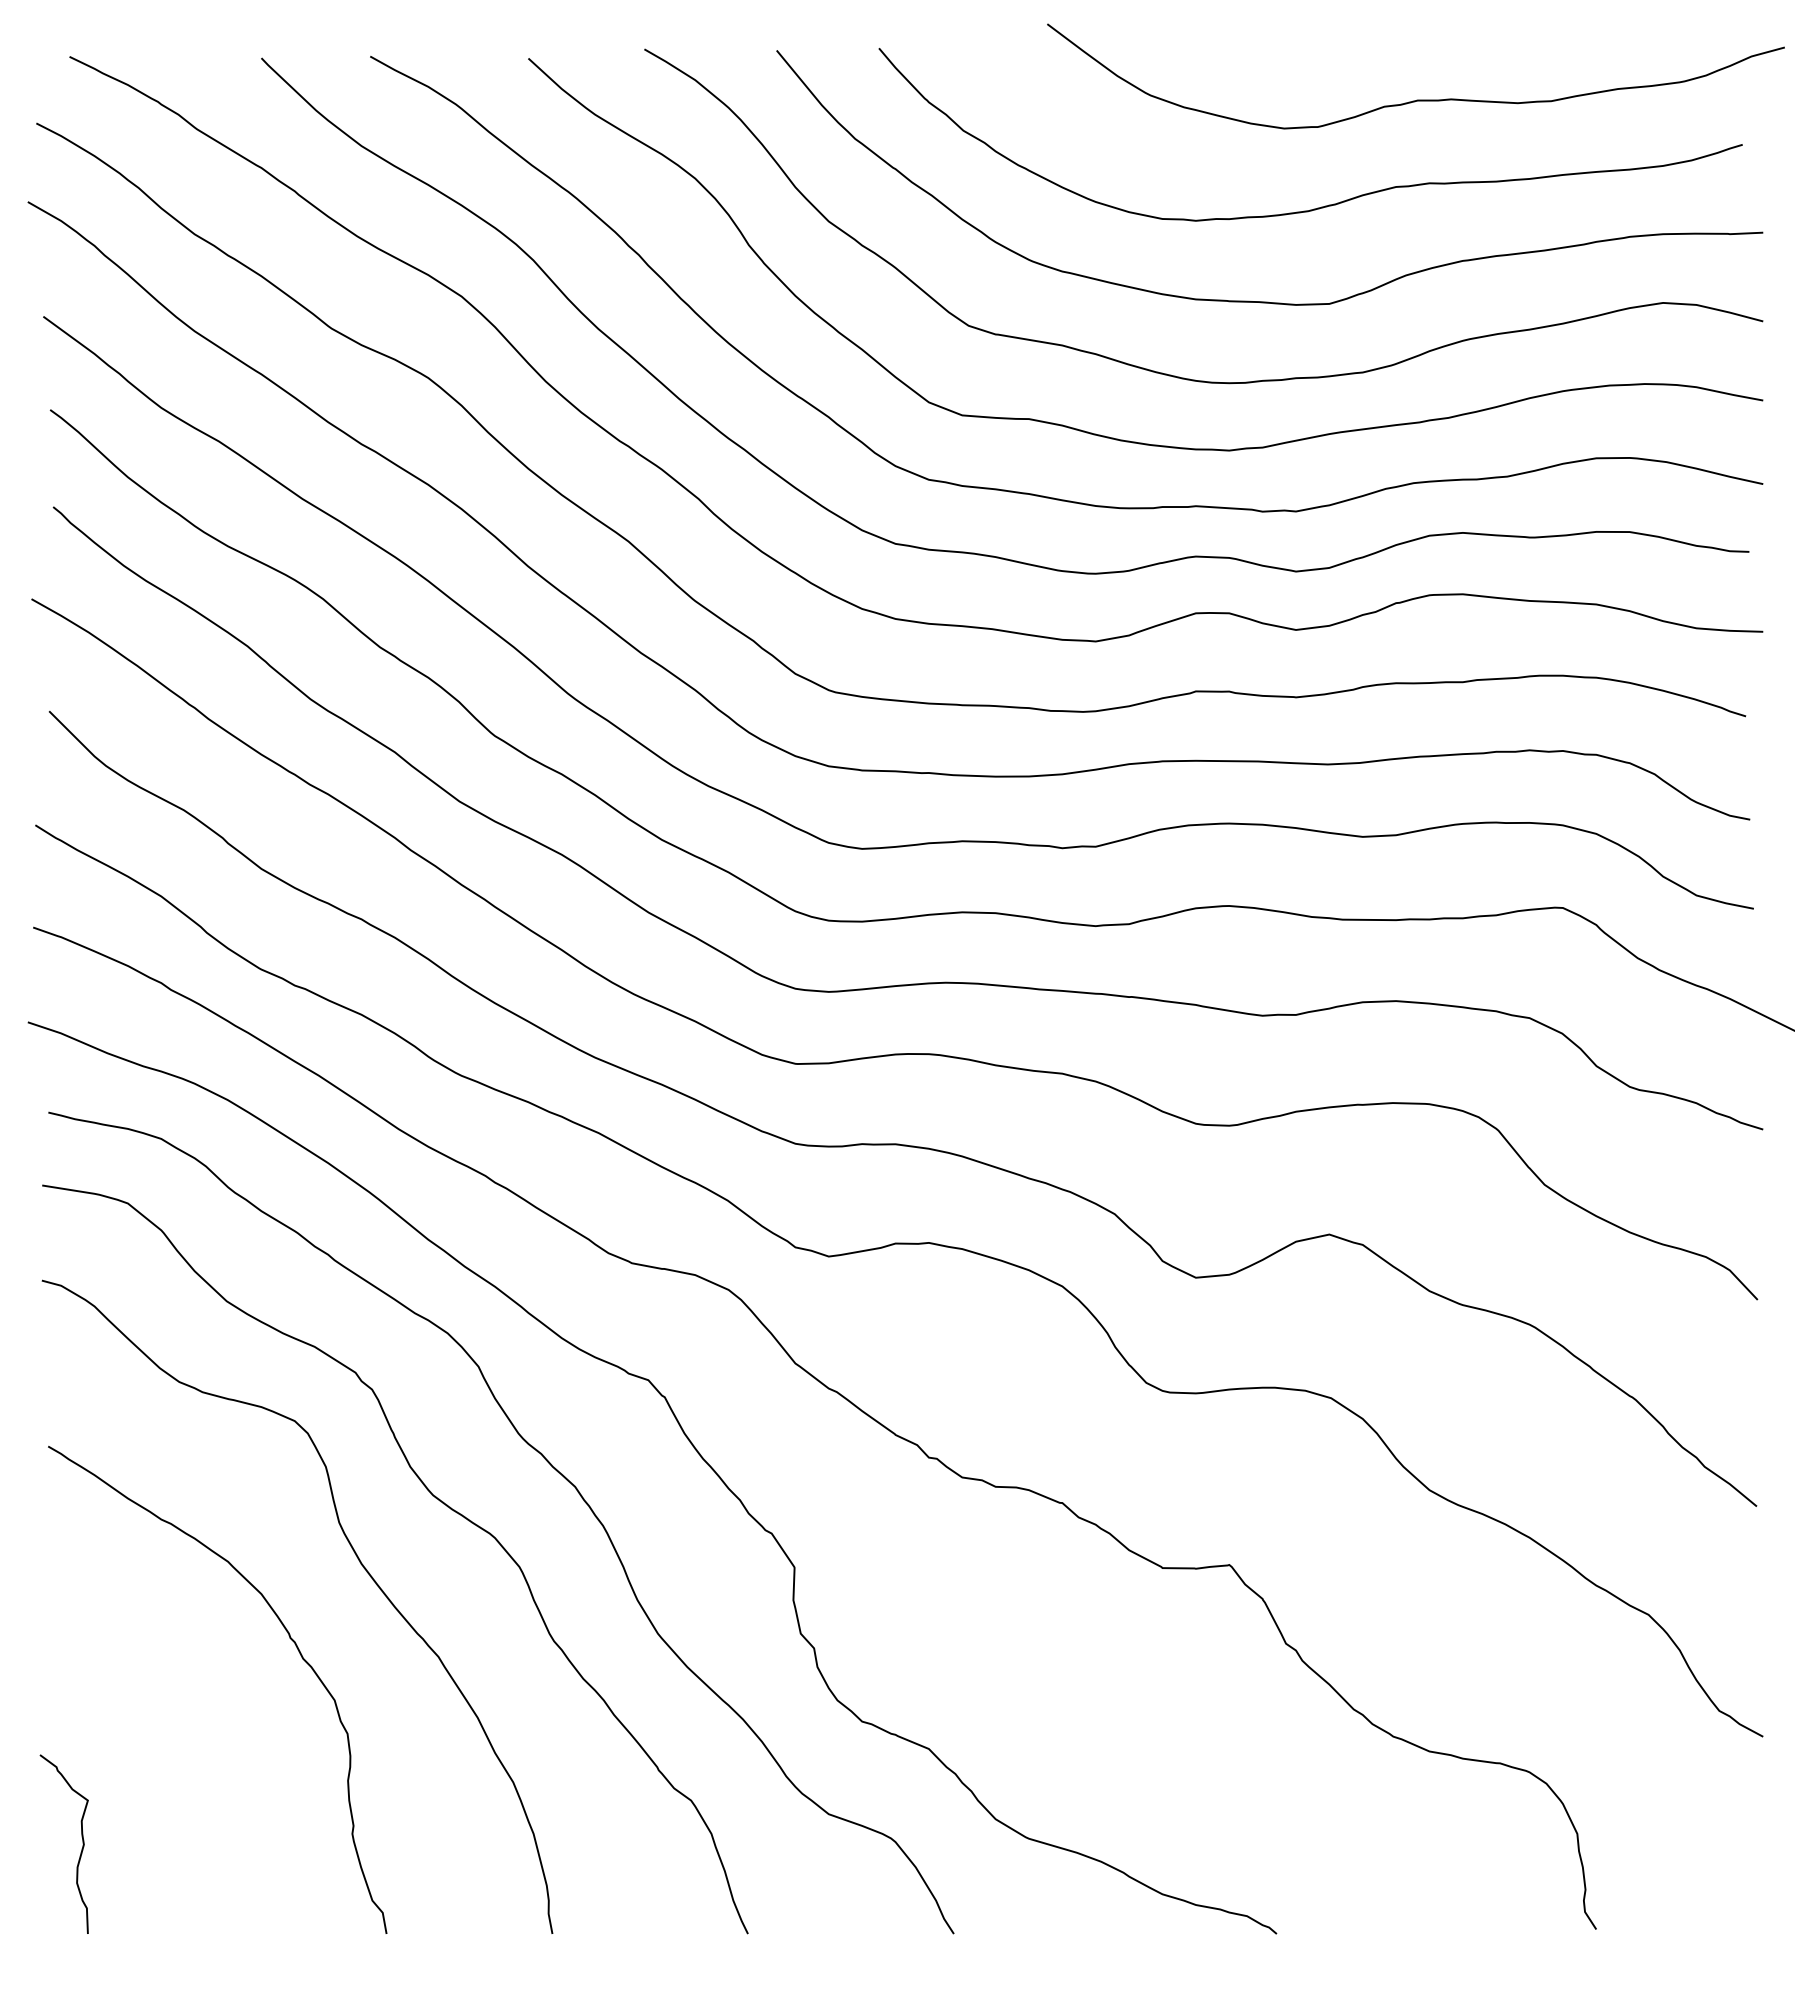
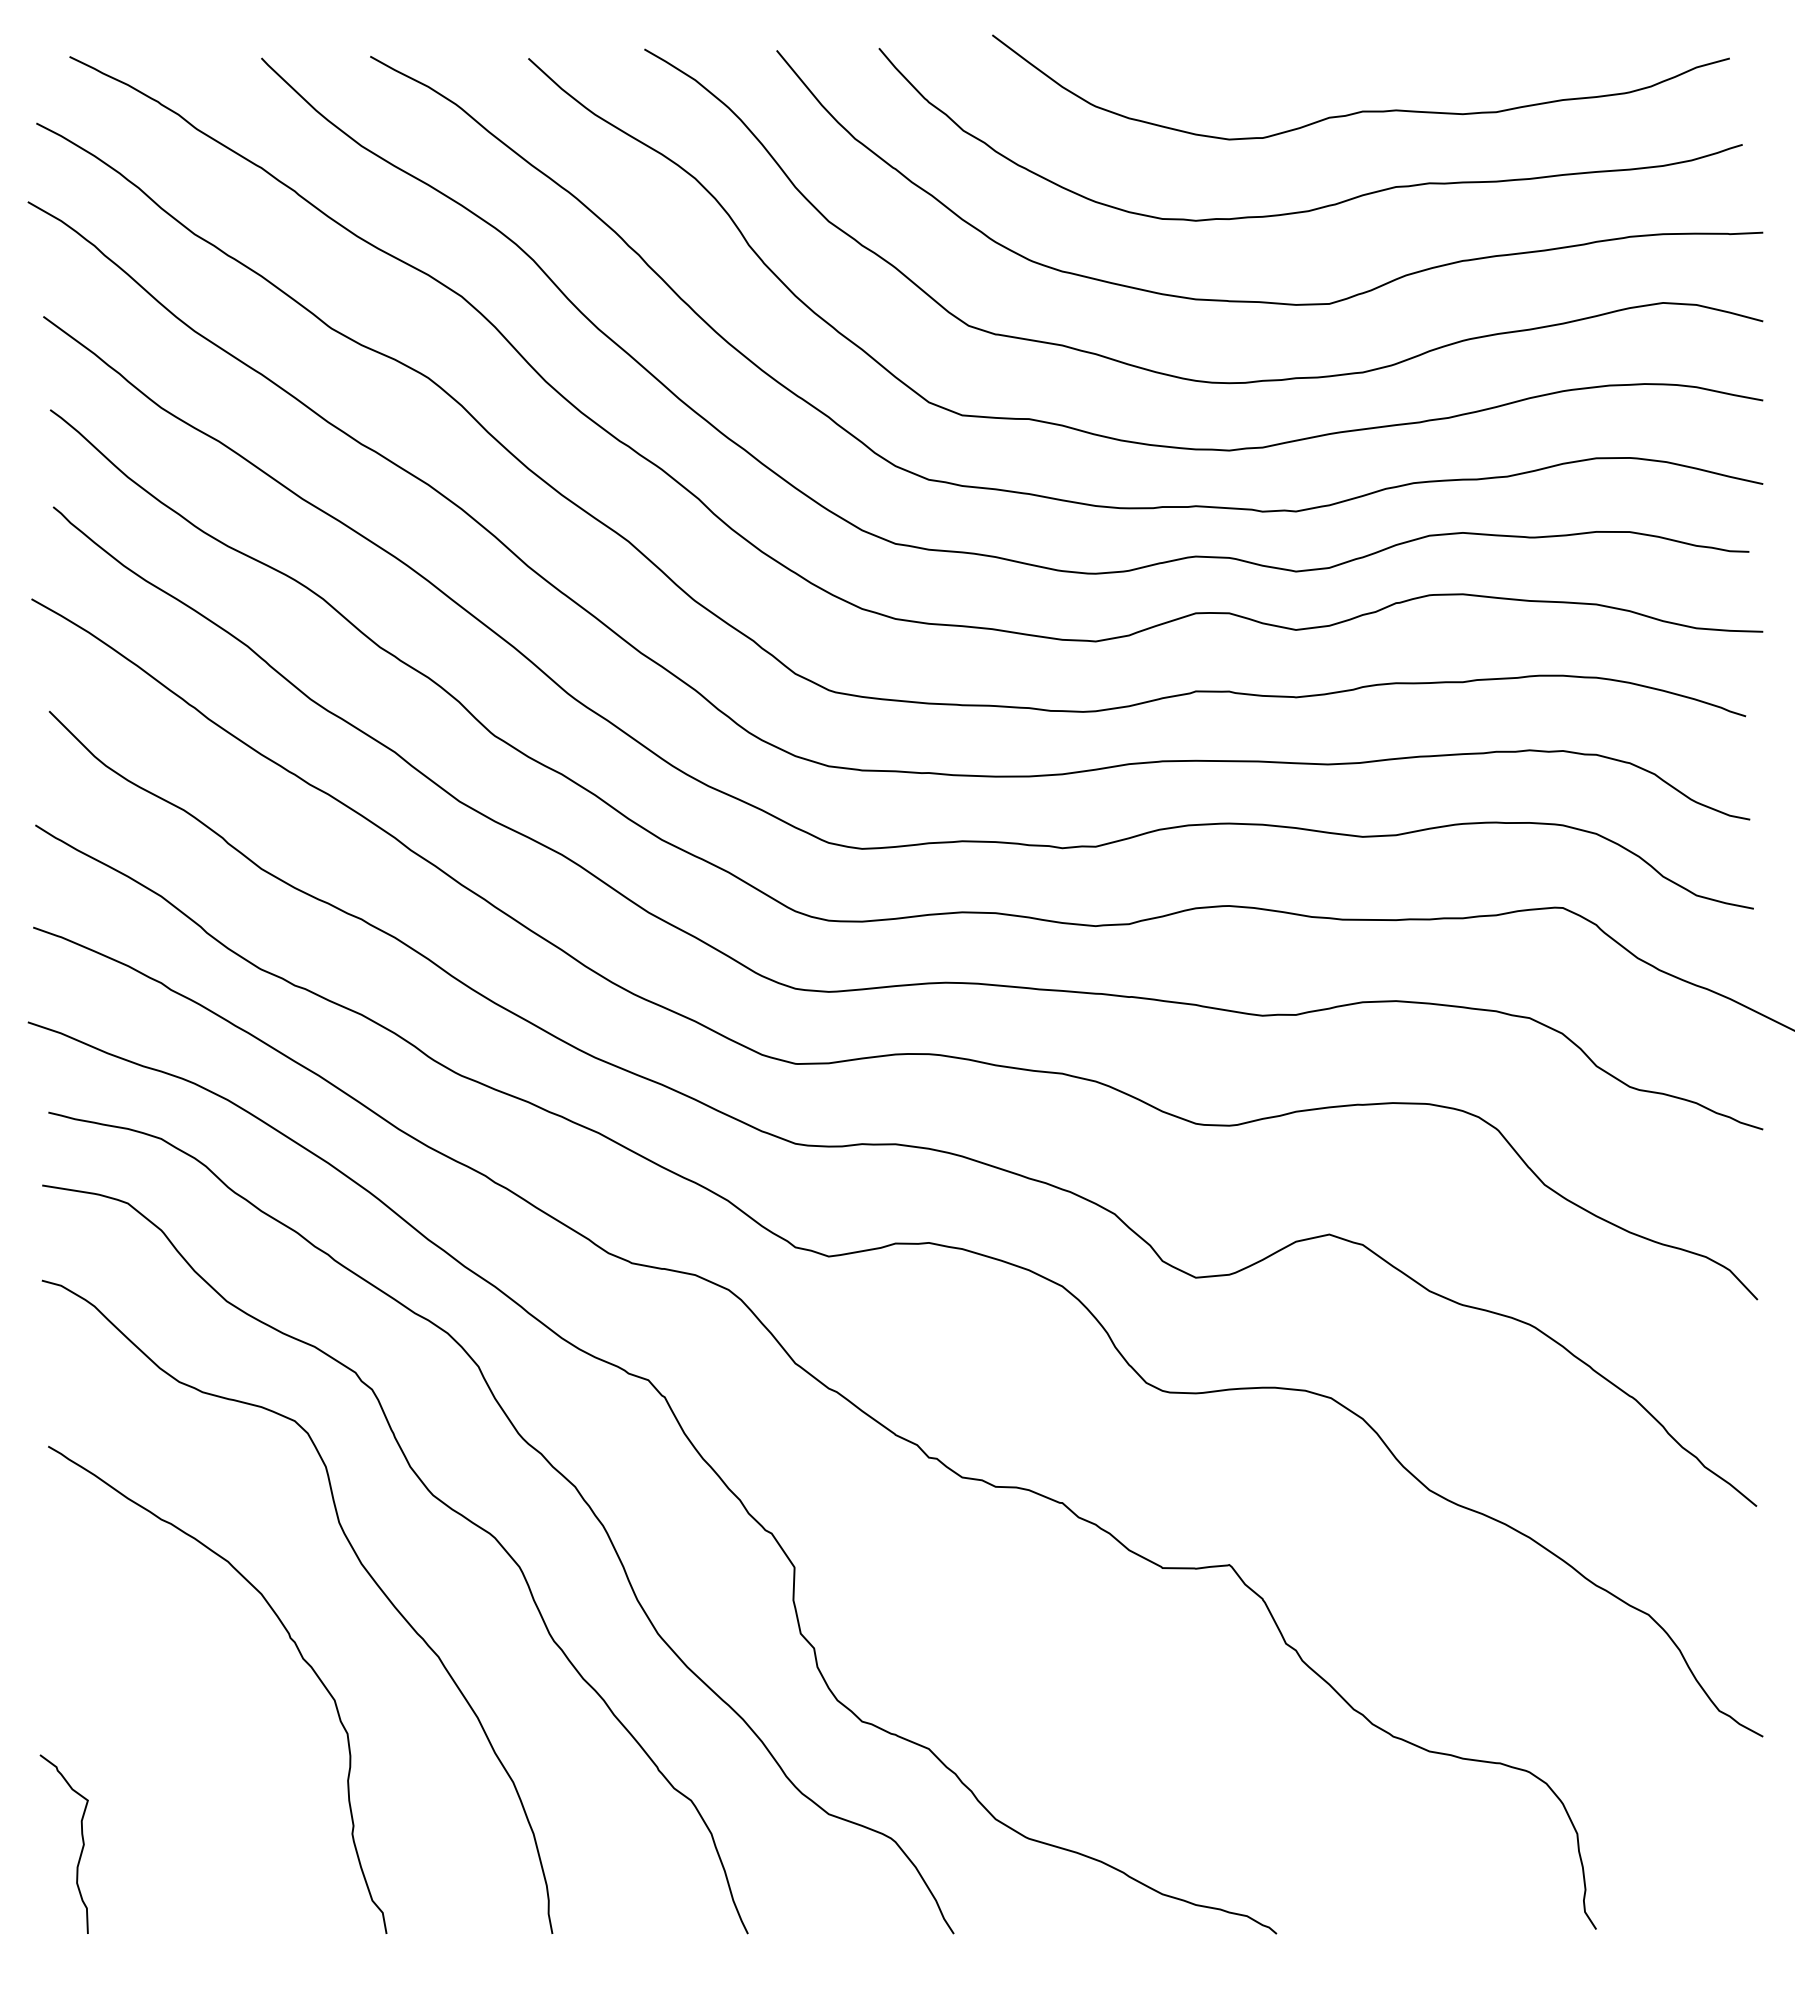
curve position: (1416, 99) -> (1361, 110) (1361, 110)
